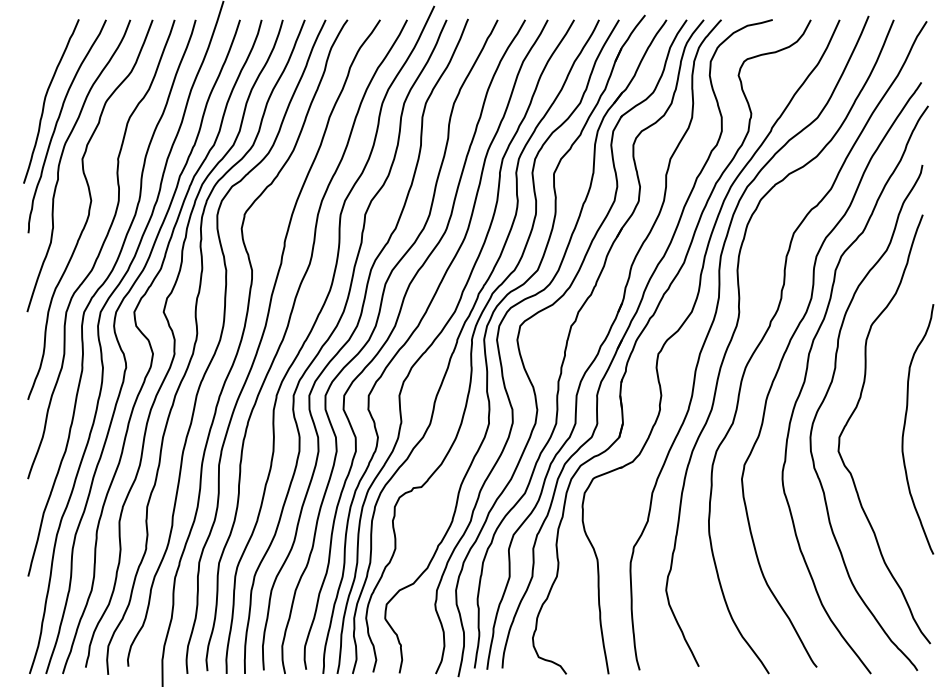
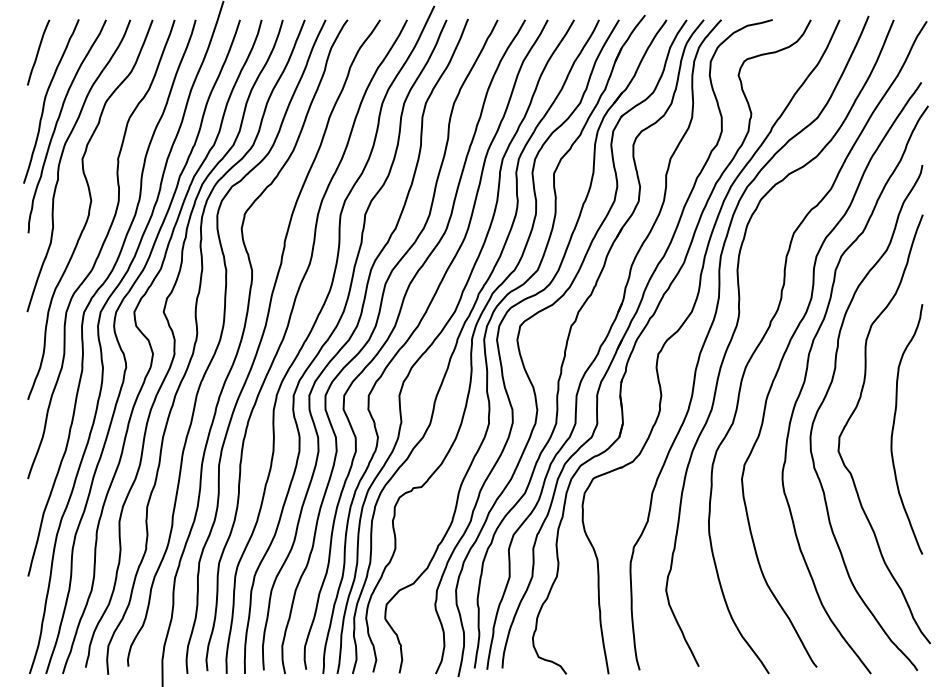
curve: none -> present (38, 52)
curve position: (905, 426) -> (894, 426) (894, 426)
